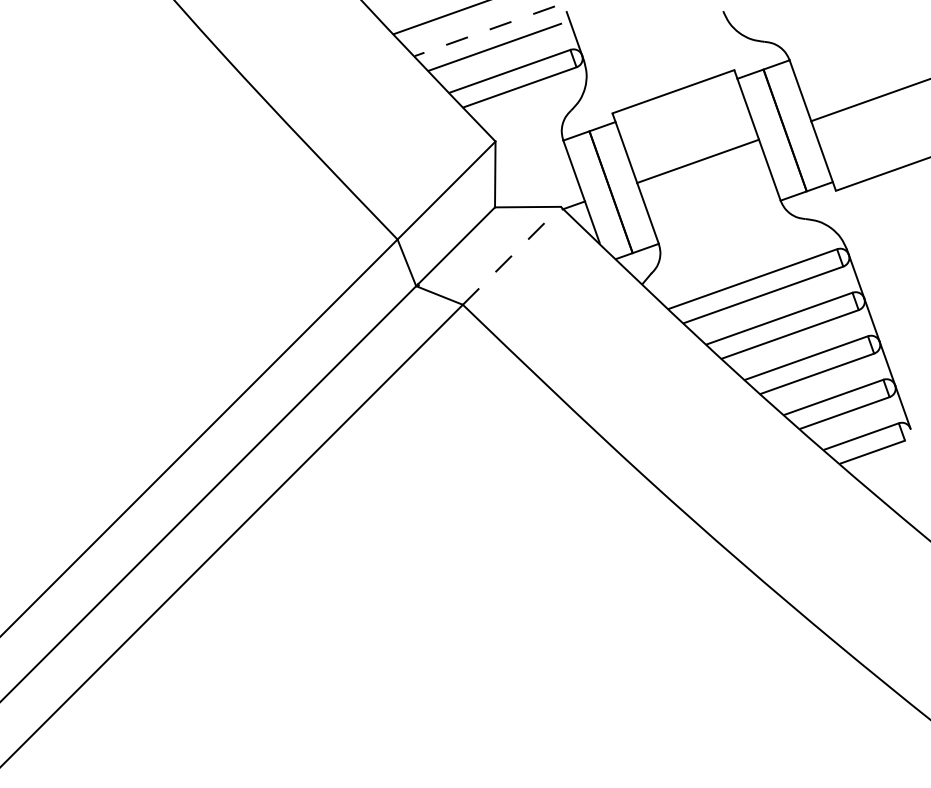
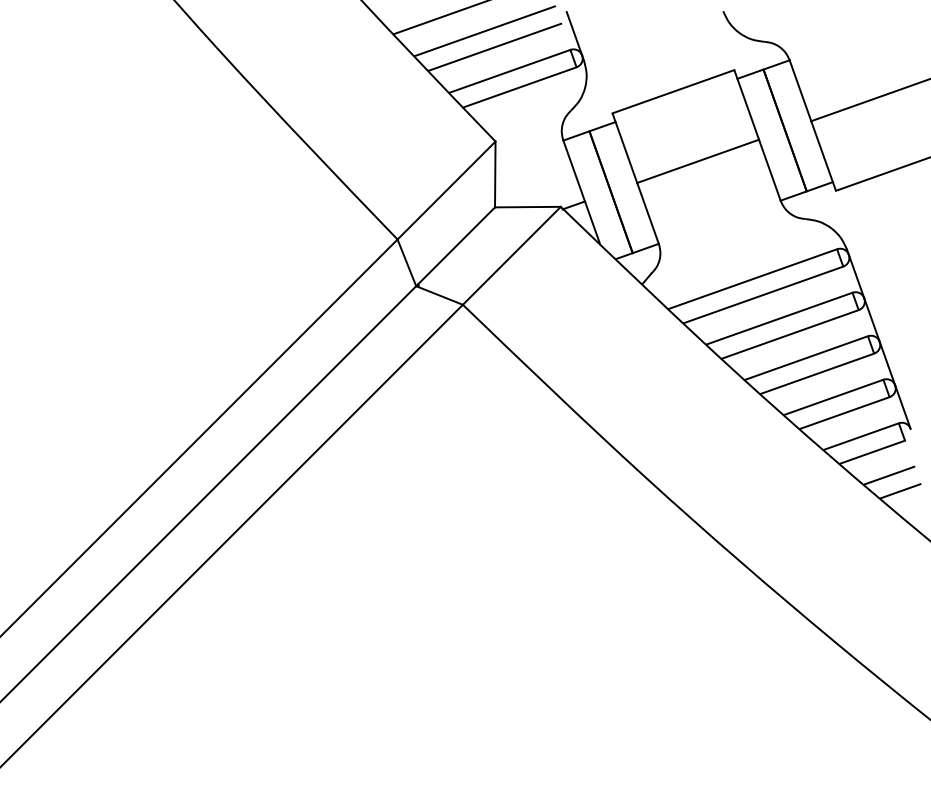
line: dashed -> solid (484, 31)
line: dashed -> solid (512, 255)
line: none -> present (889, 475)
line: none -> present (900, 491)
